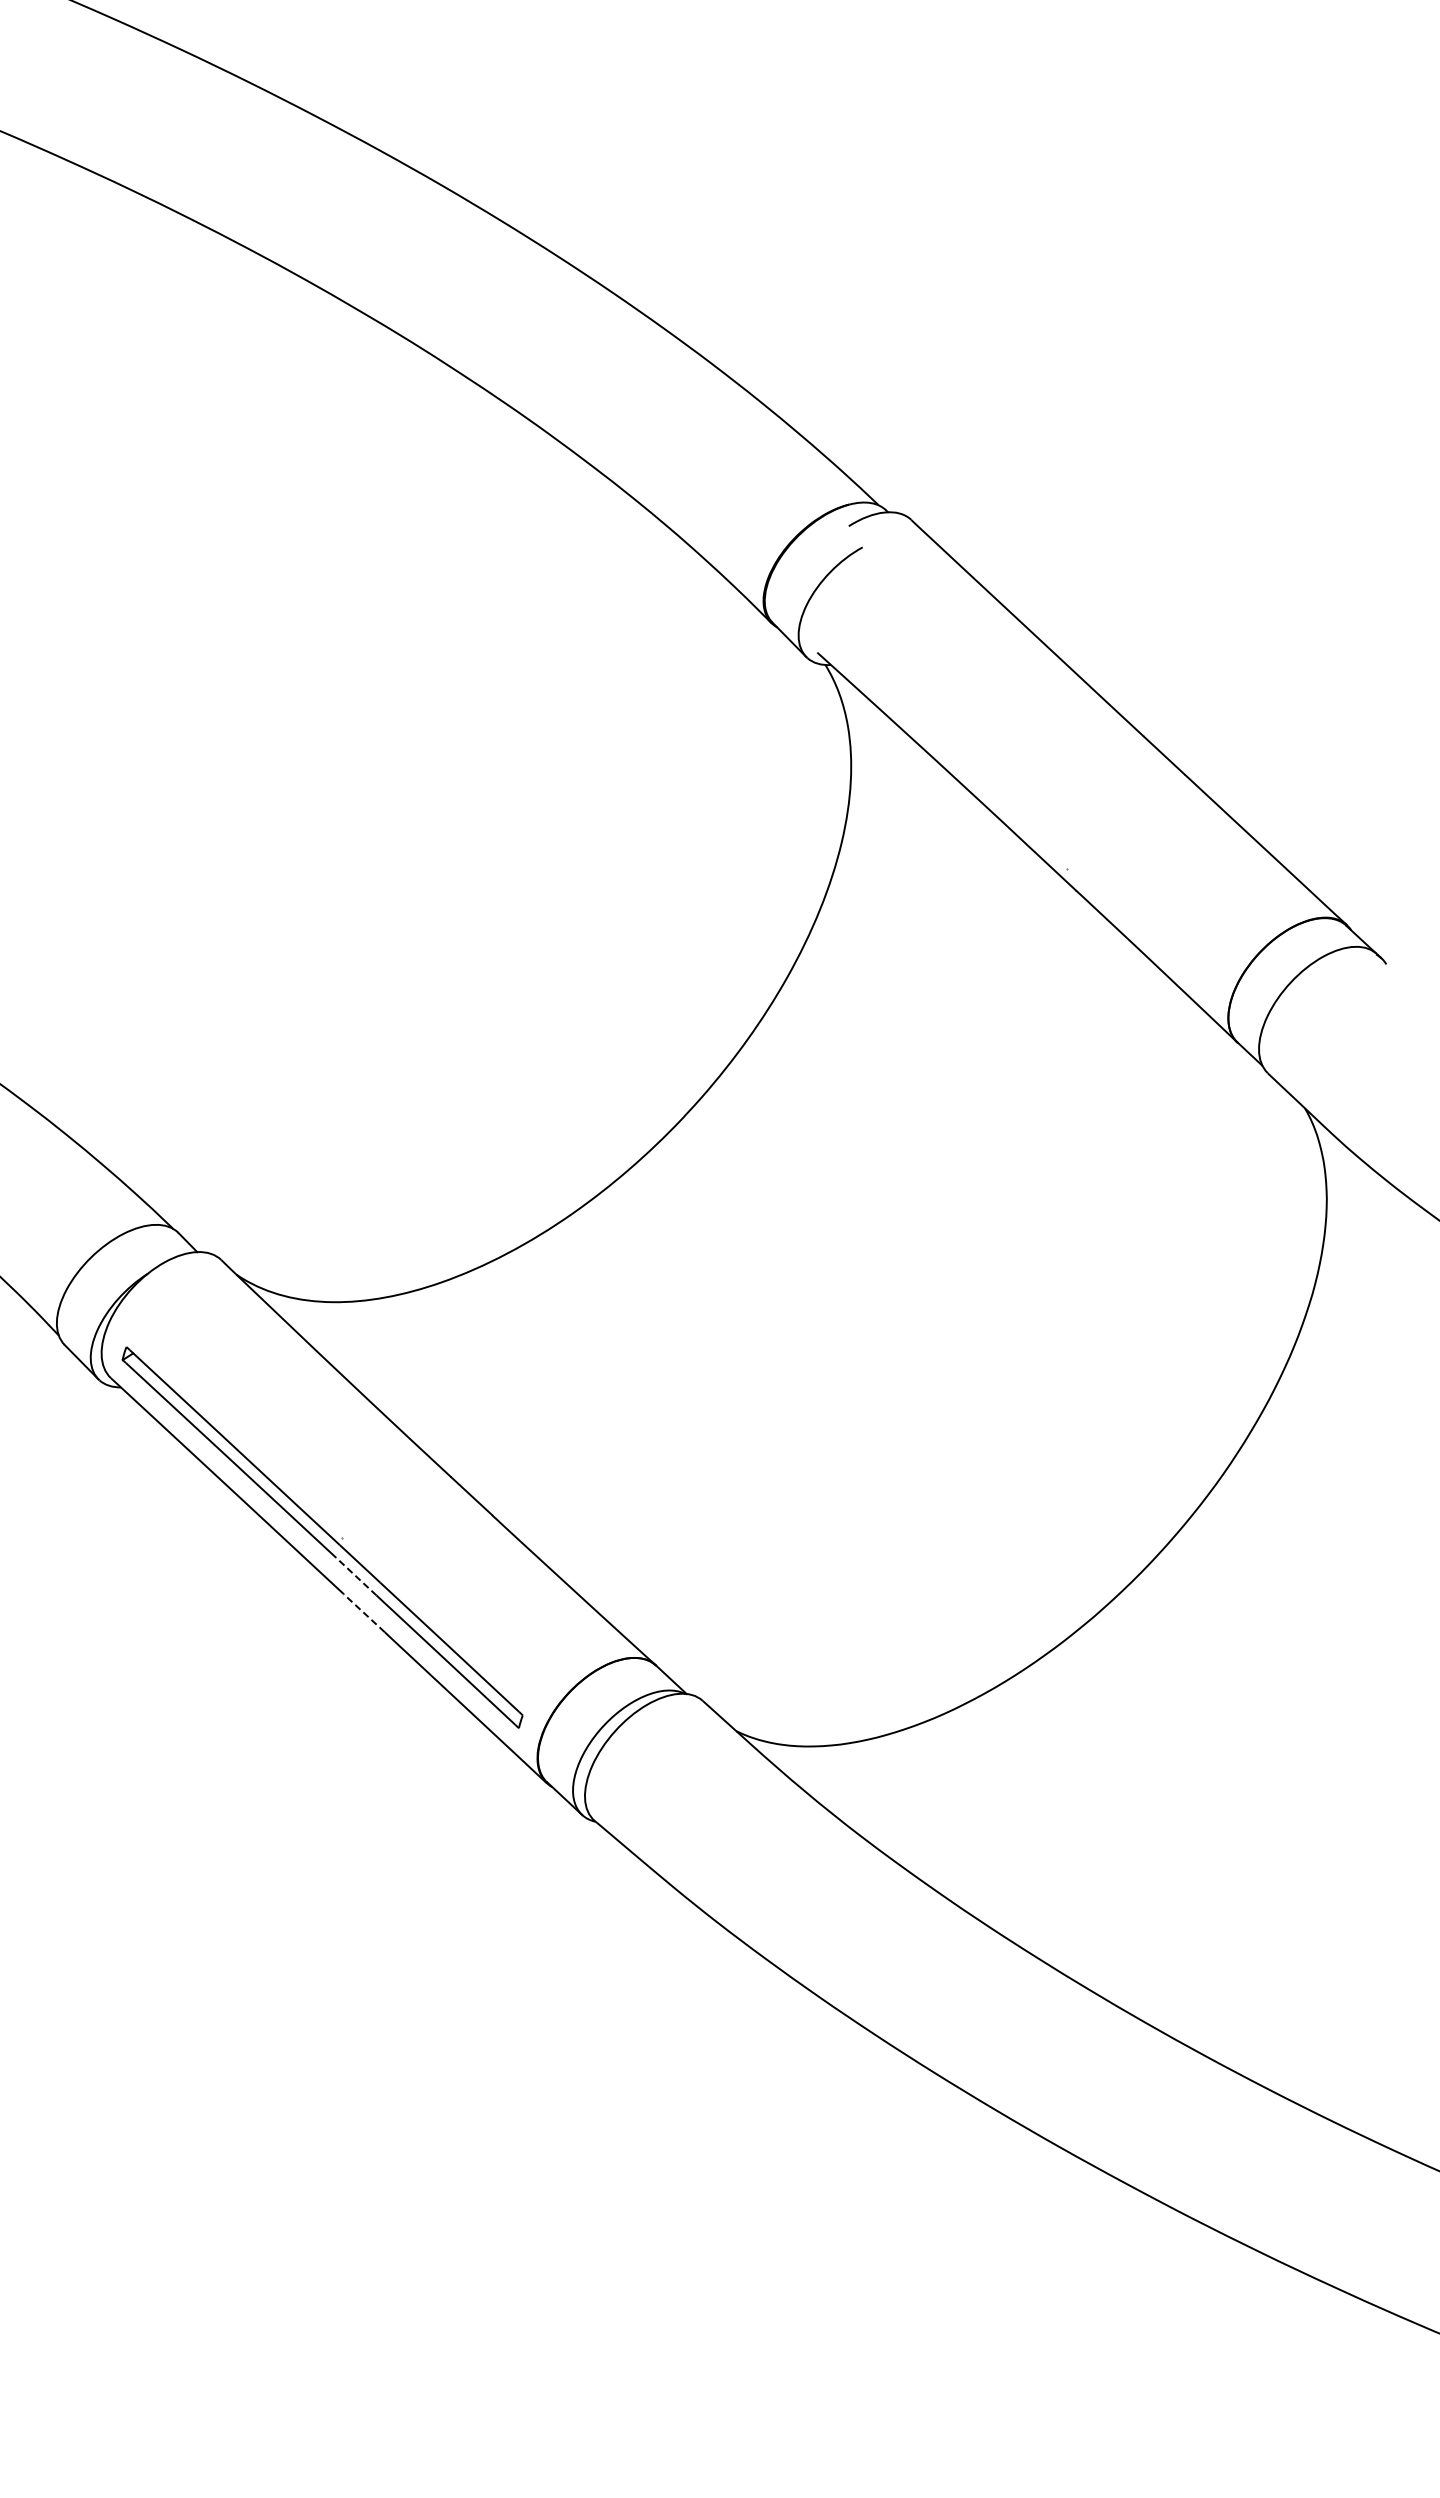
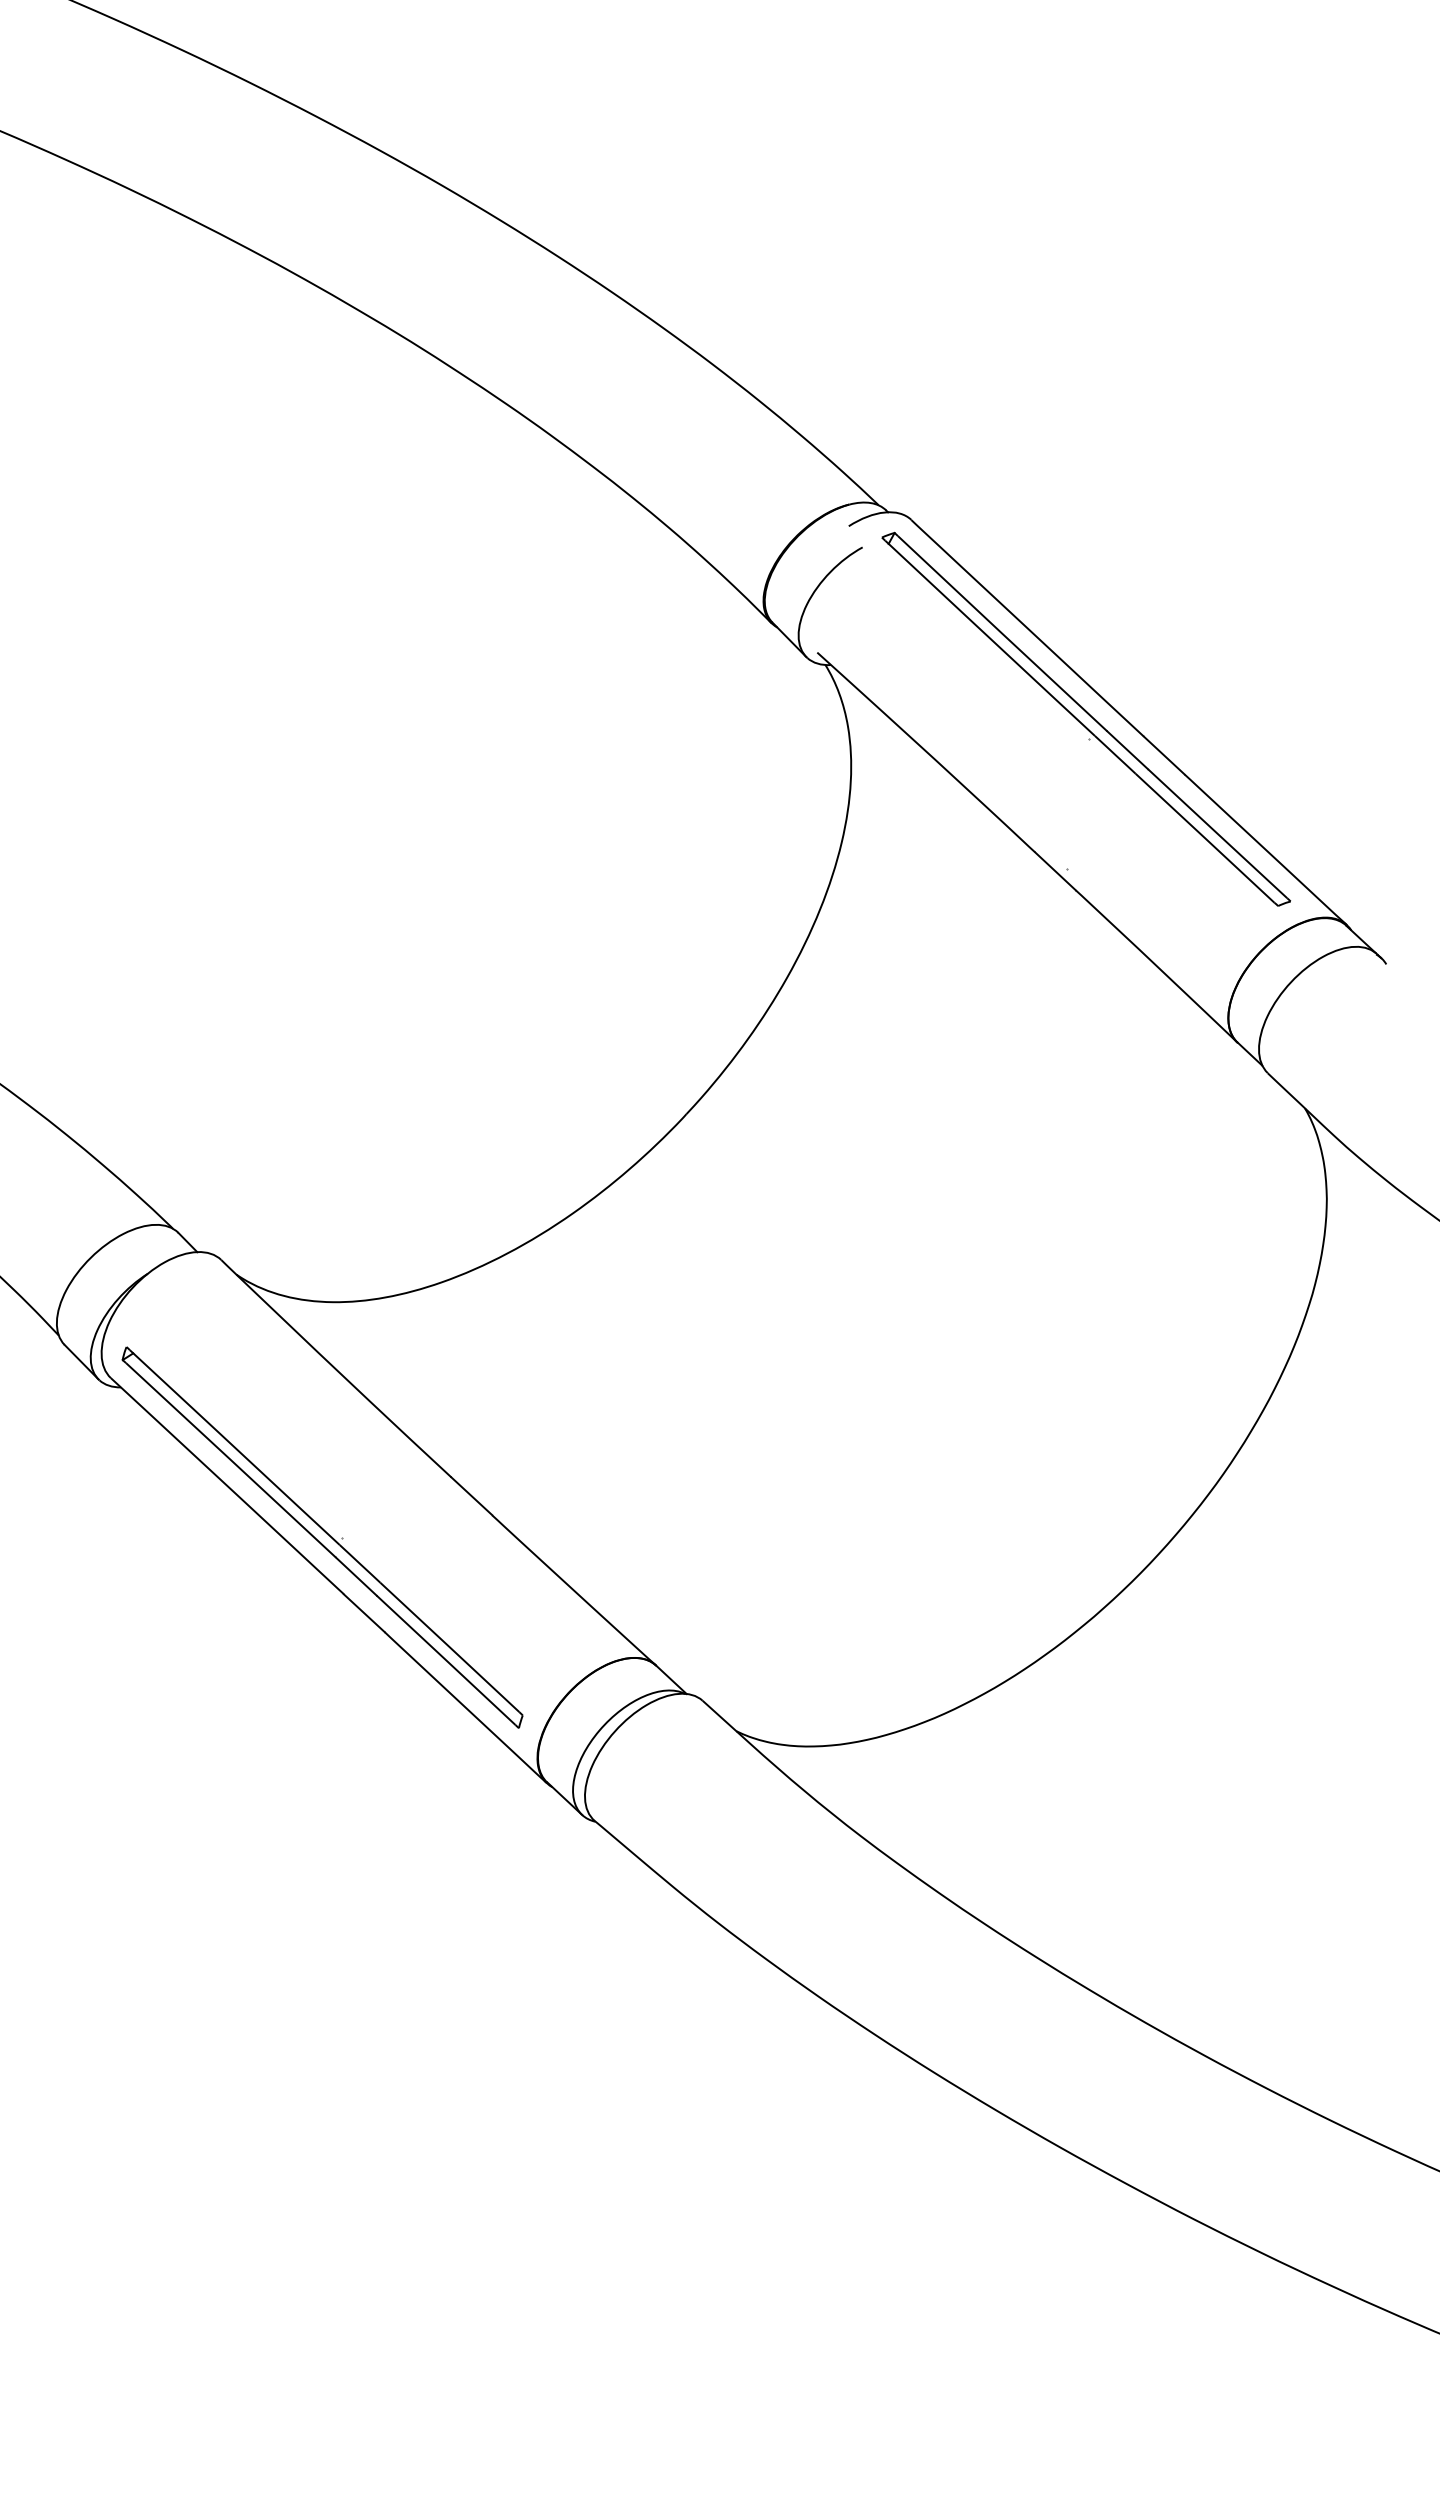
part: none -> present (1086, 718)
line: dashed -> solid (356, 1576)
line: dashed -> solid (364, 1613)
